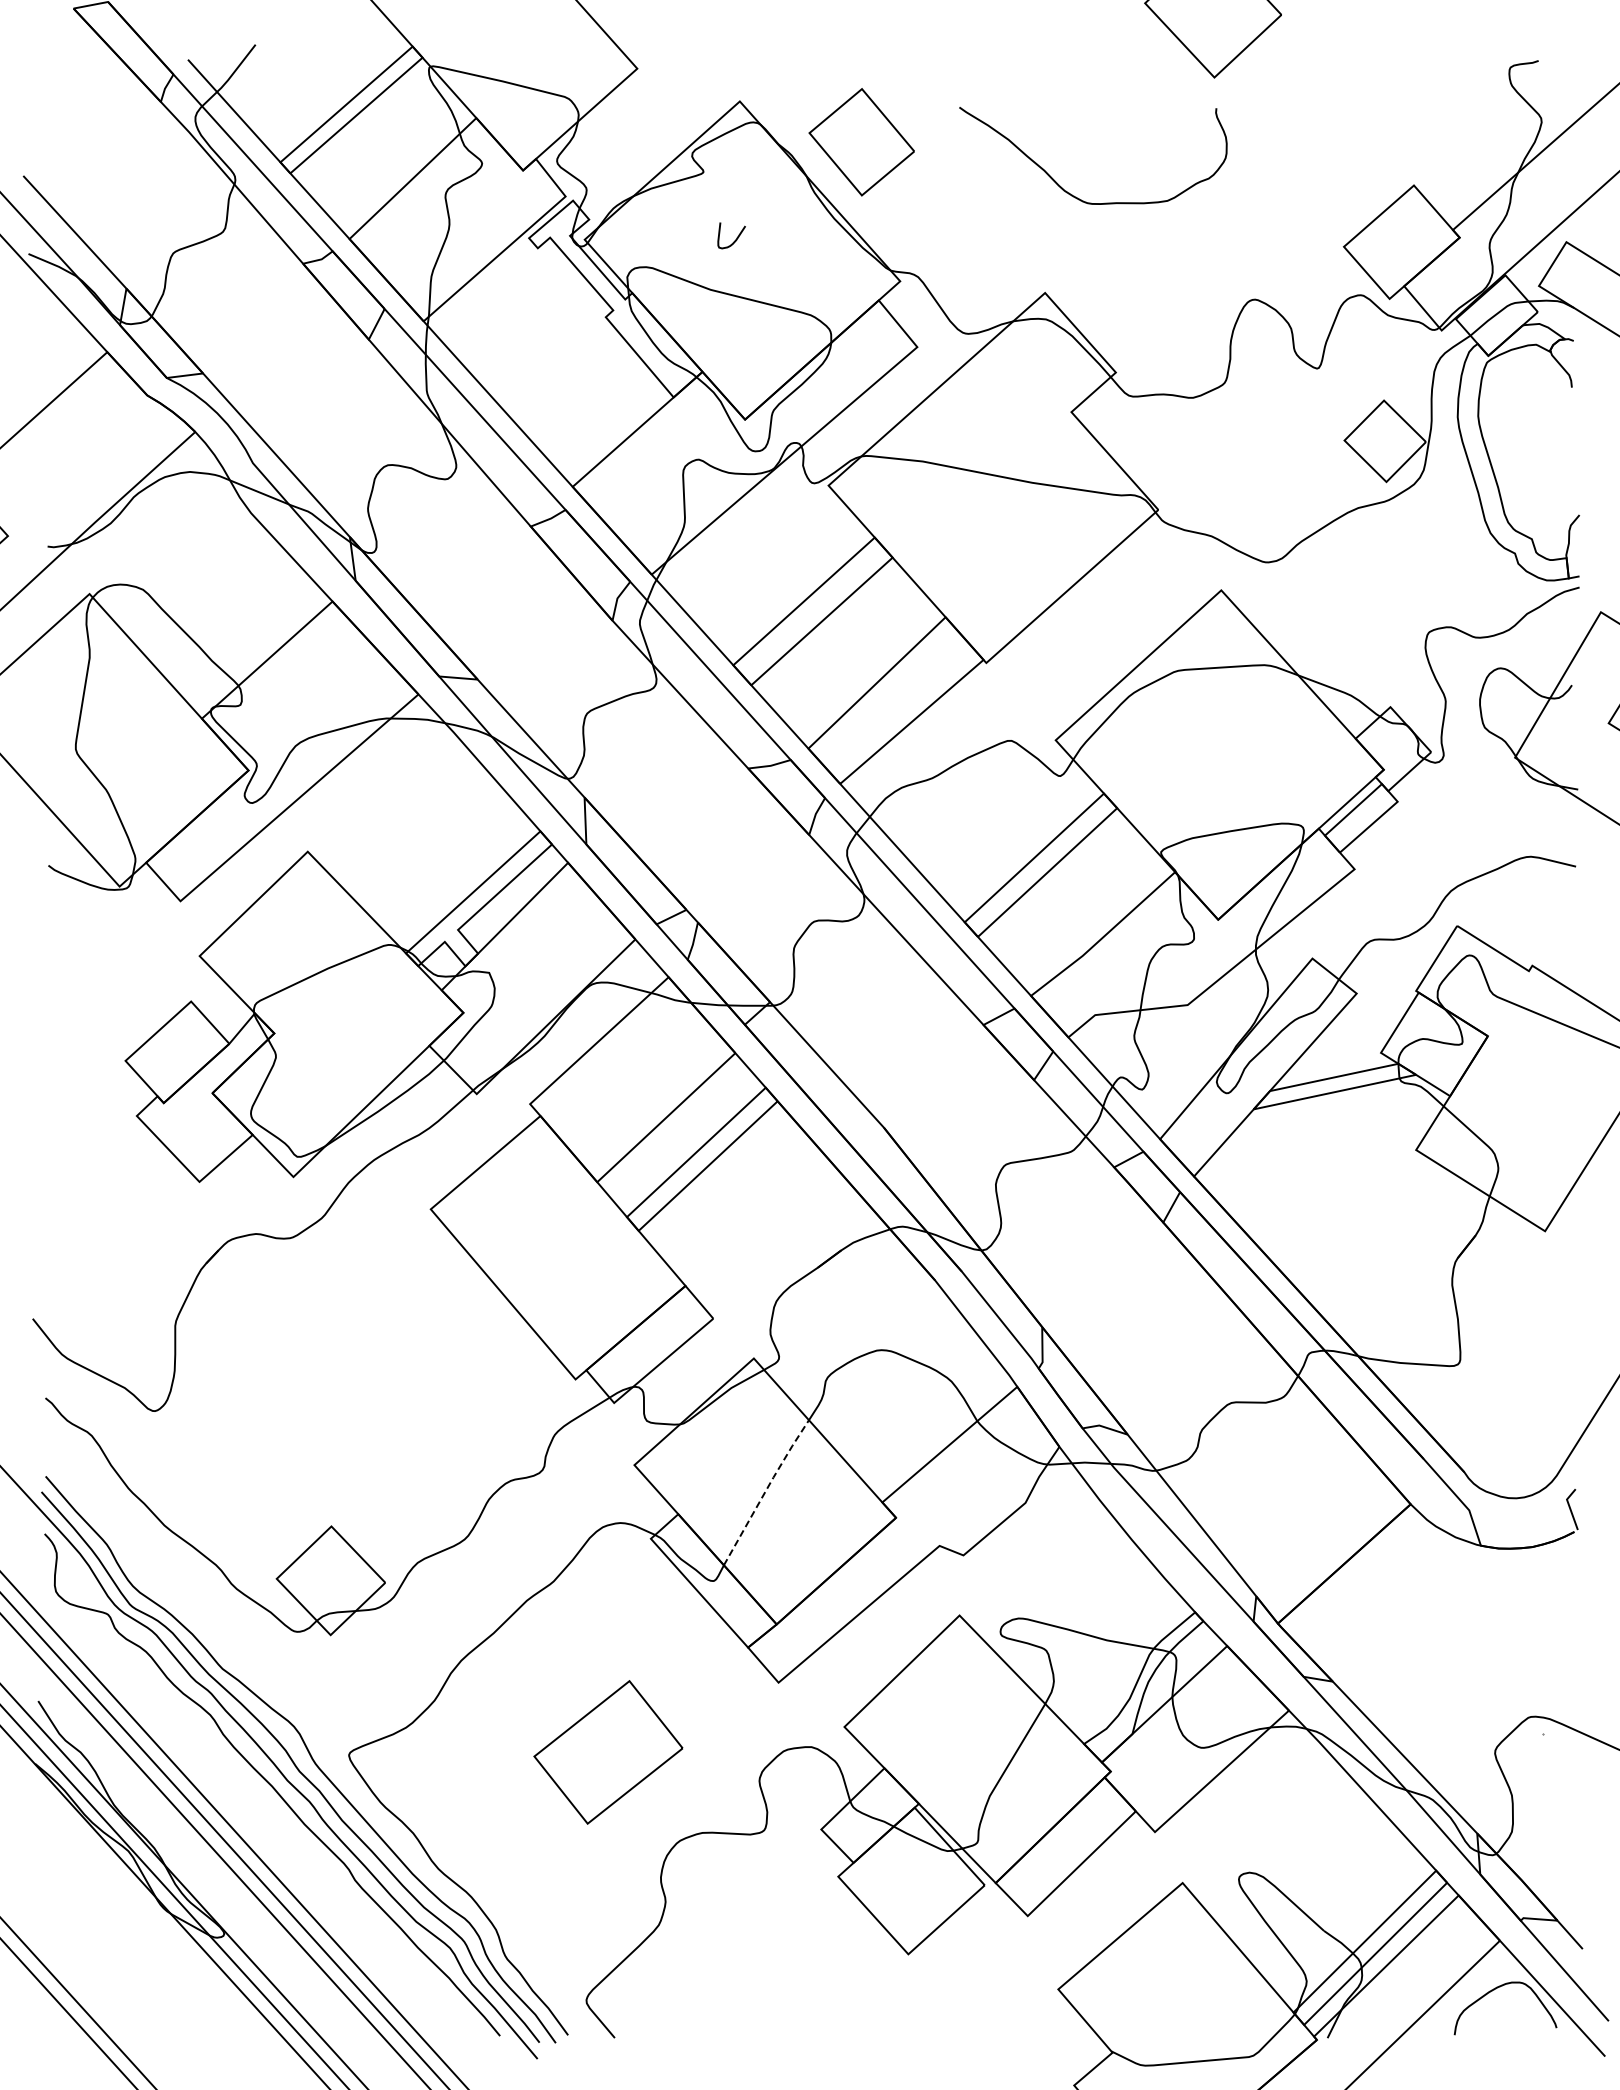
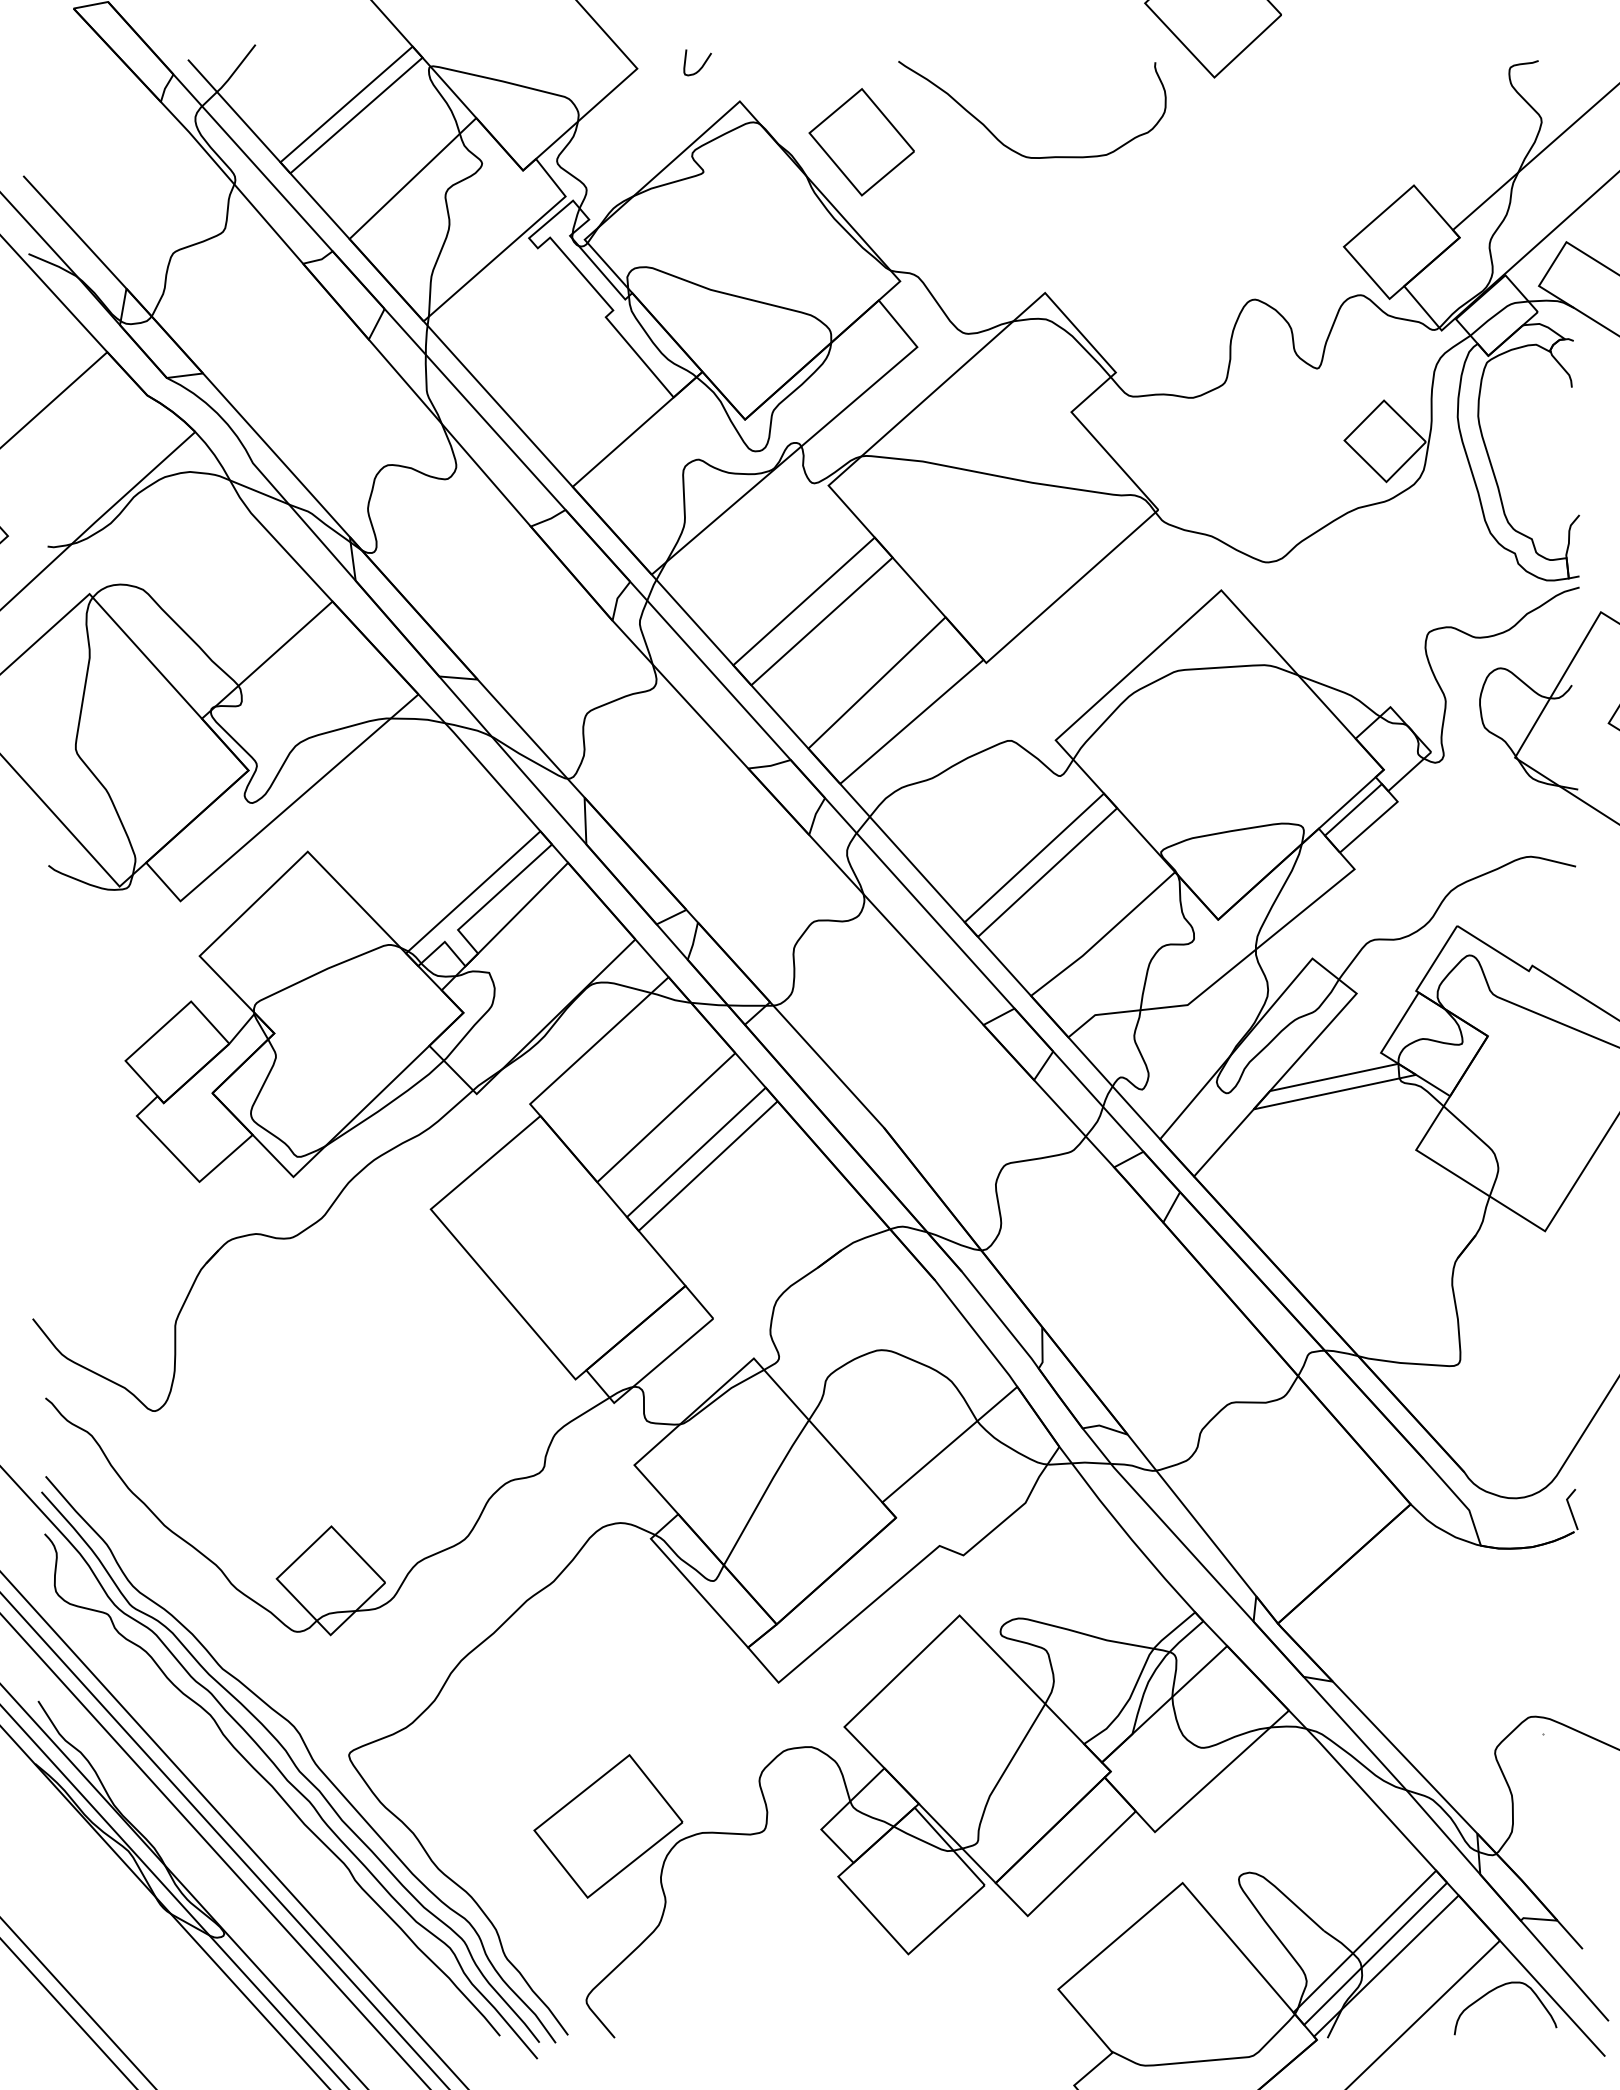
curve position: (1069, 192) -> (1008, 146) (1008, 146)
curve position: (736, 237) -> (702, 64) (702, 64)
line: dashed -> solid (766, 1490)
part position: (608, 1752) -> (608, 1826) (608, 1826)
